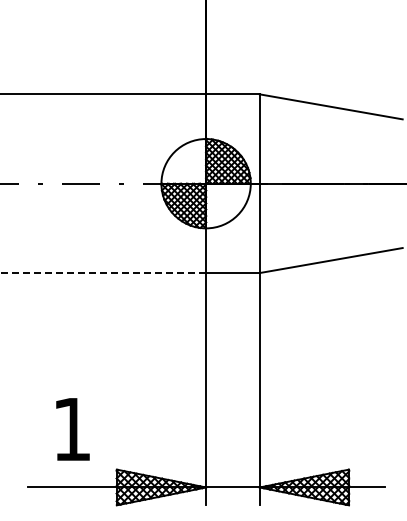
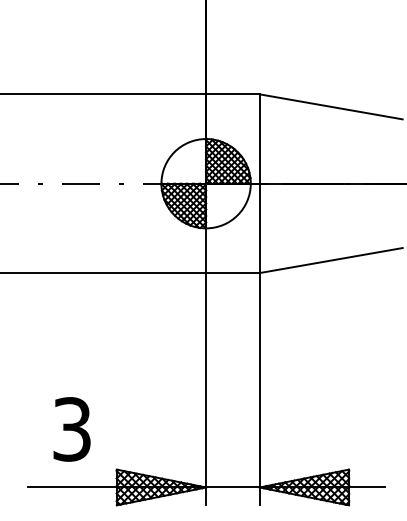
line: dashed -> solid (103, 273)
text: 1 -> 3 (71, 429)
